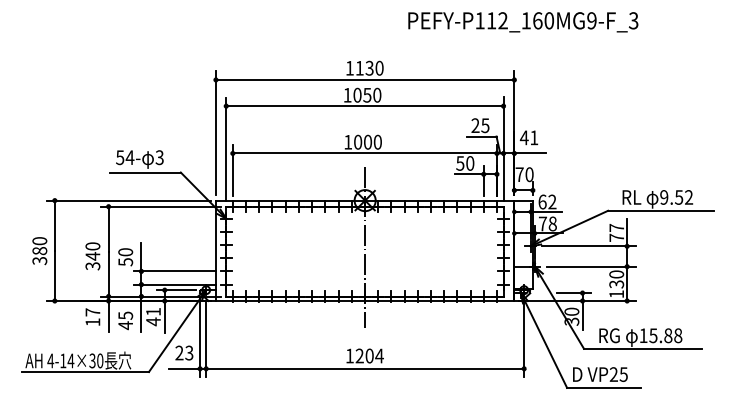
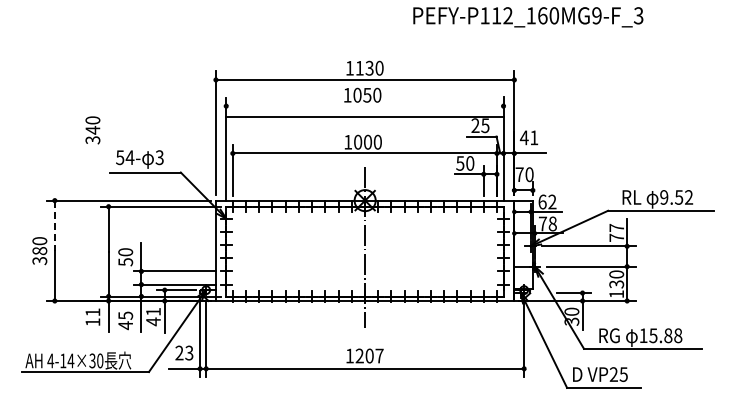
text position: (523, 22) -> (528, 17) (528, 17)
line position: (364, 106) -> (364, 117) (364, 117)
line: solid -> dashed (54, 225)
text position: (92, 256) -> (92, 130) (92, 130)
text: 17 -> 11 (92, 312)
text: 1204 -> 1207 (379, 355)
